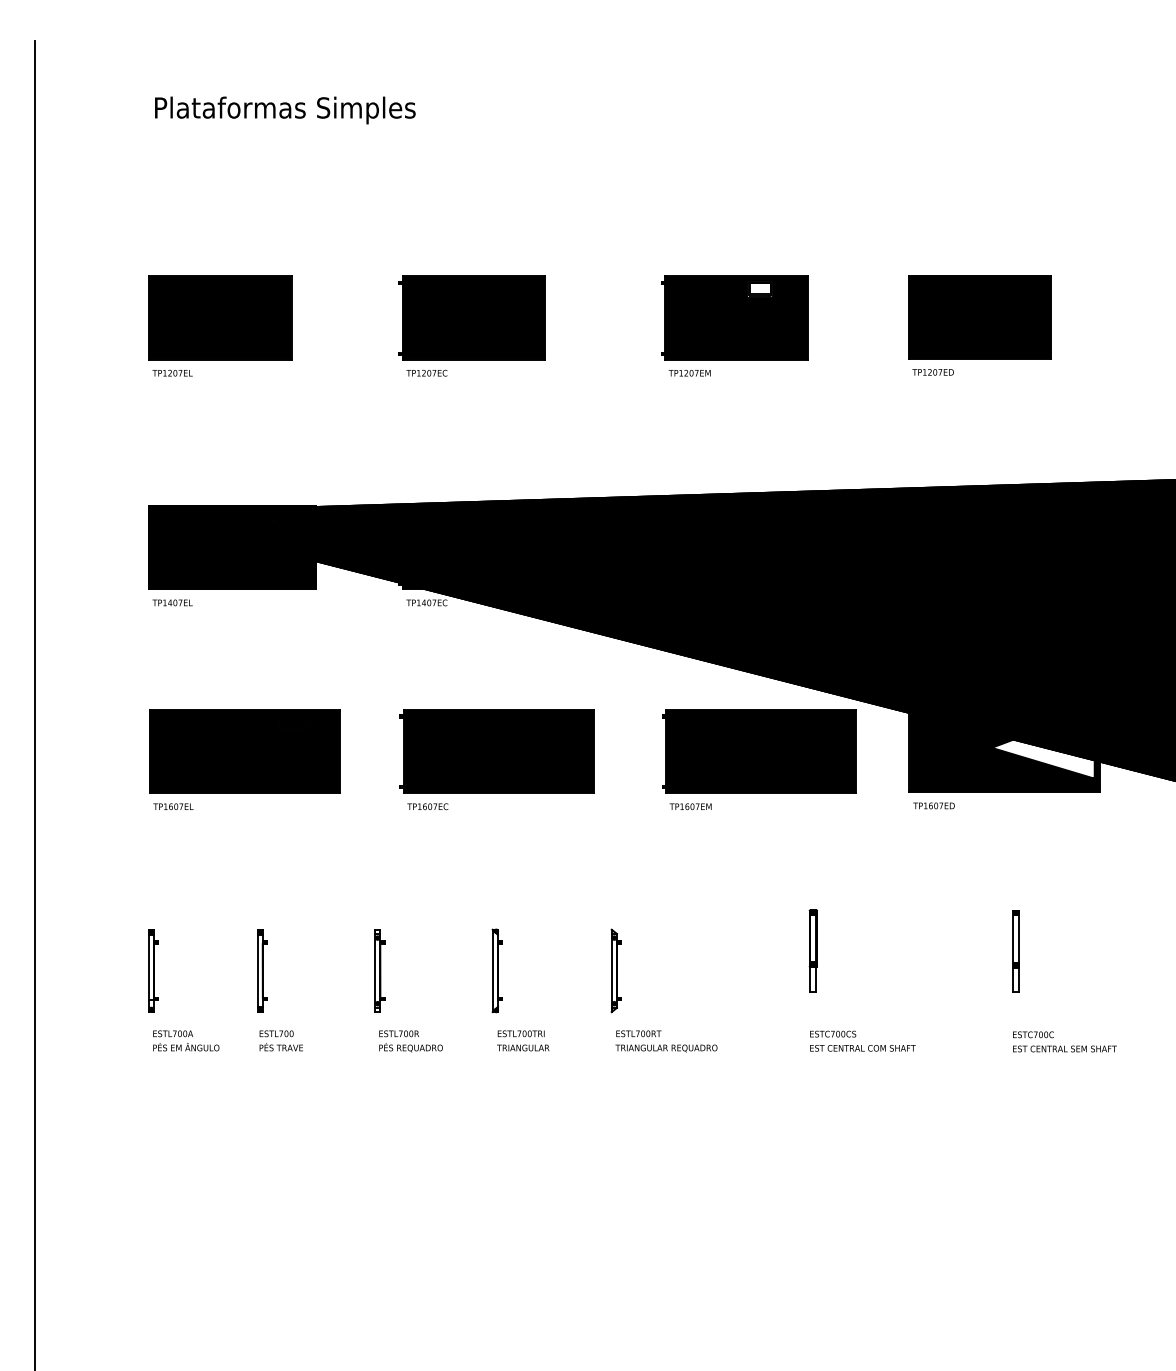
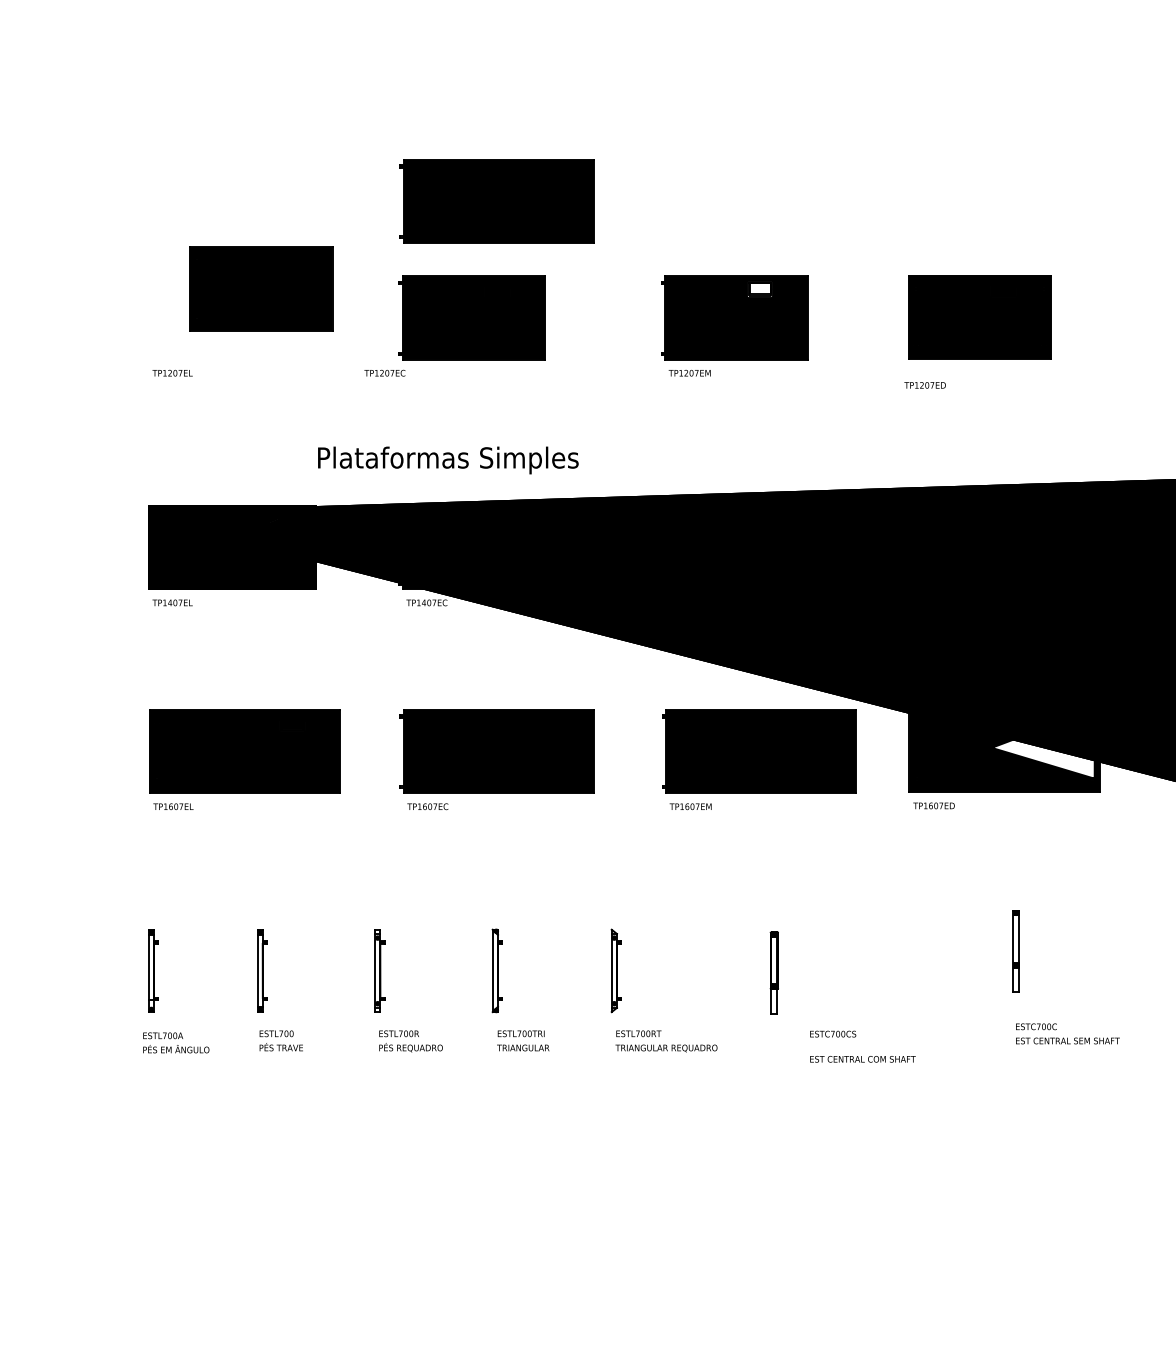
text position: (285, 110) -> (448, 460) (448, 460)
part: none -> present (496, 201)
part position: (220, 317) -> (261, 288) (261, 288)
text position: (426, 372) -> (384, 372) (384, 372)
text position: (932, 372) -> (924, 385) (924, 385)
line: present -> none (35, 704)
part position: (812, 950) -> (773, 972) (773, 972)
text position: (186, 1040) -> (176, 1042) (176, 1042)
text position: (1064, 1041) -> (1067, 1033) (1067, 1033)
text position: (862, 1048) -> (862, 1059) (862, 1059)
